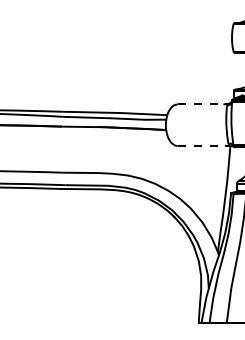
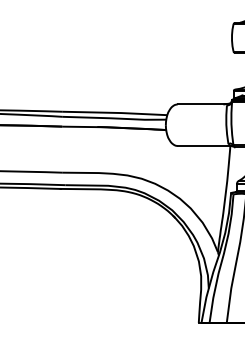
line: dashed -> solid (202, 104)
line: dashed -> solid (204, 145)
